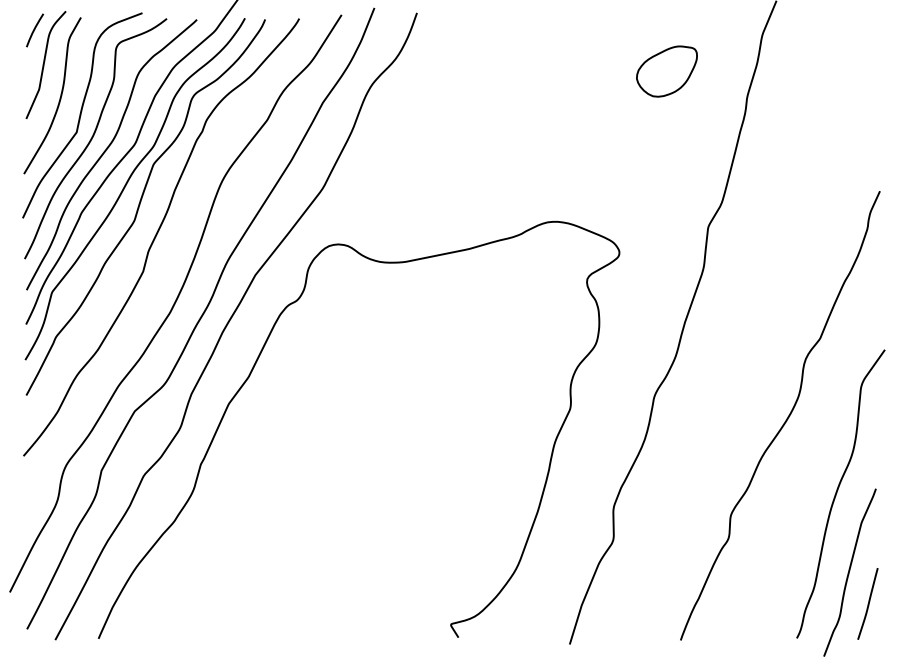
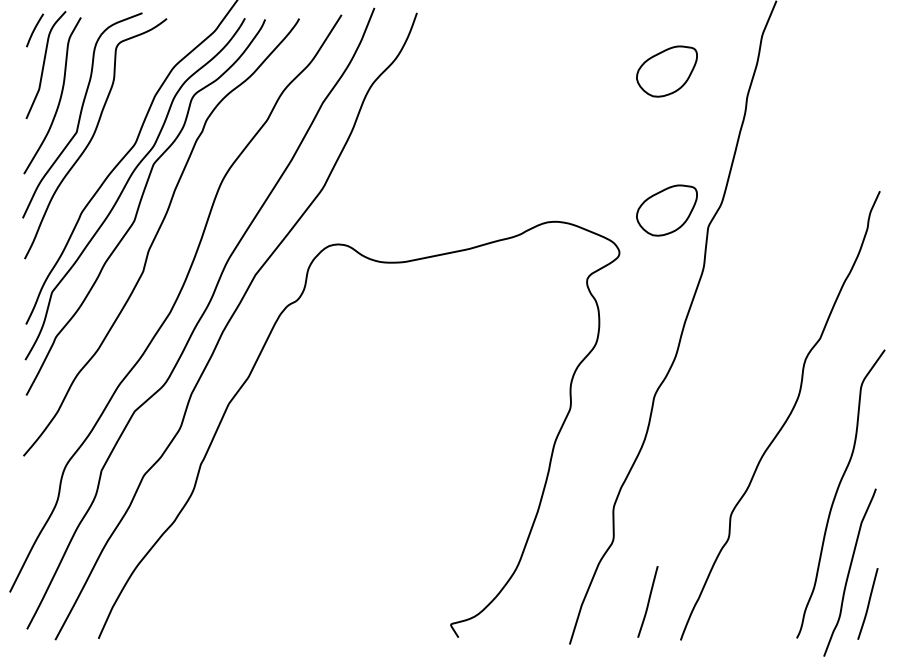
curve: present -> none (106, 151)
part: none -> present (666, 210)
curve: none -> present (647, 601)
